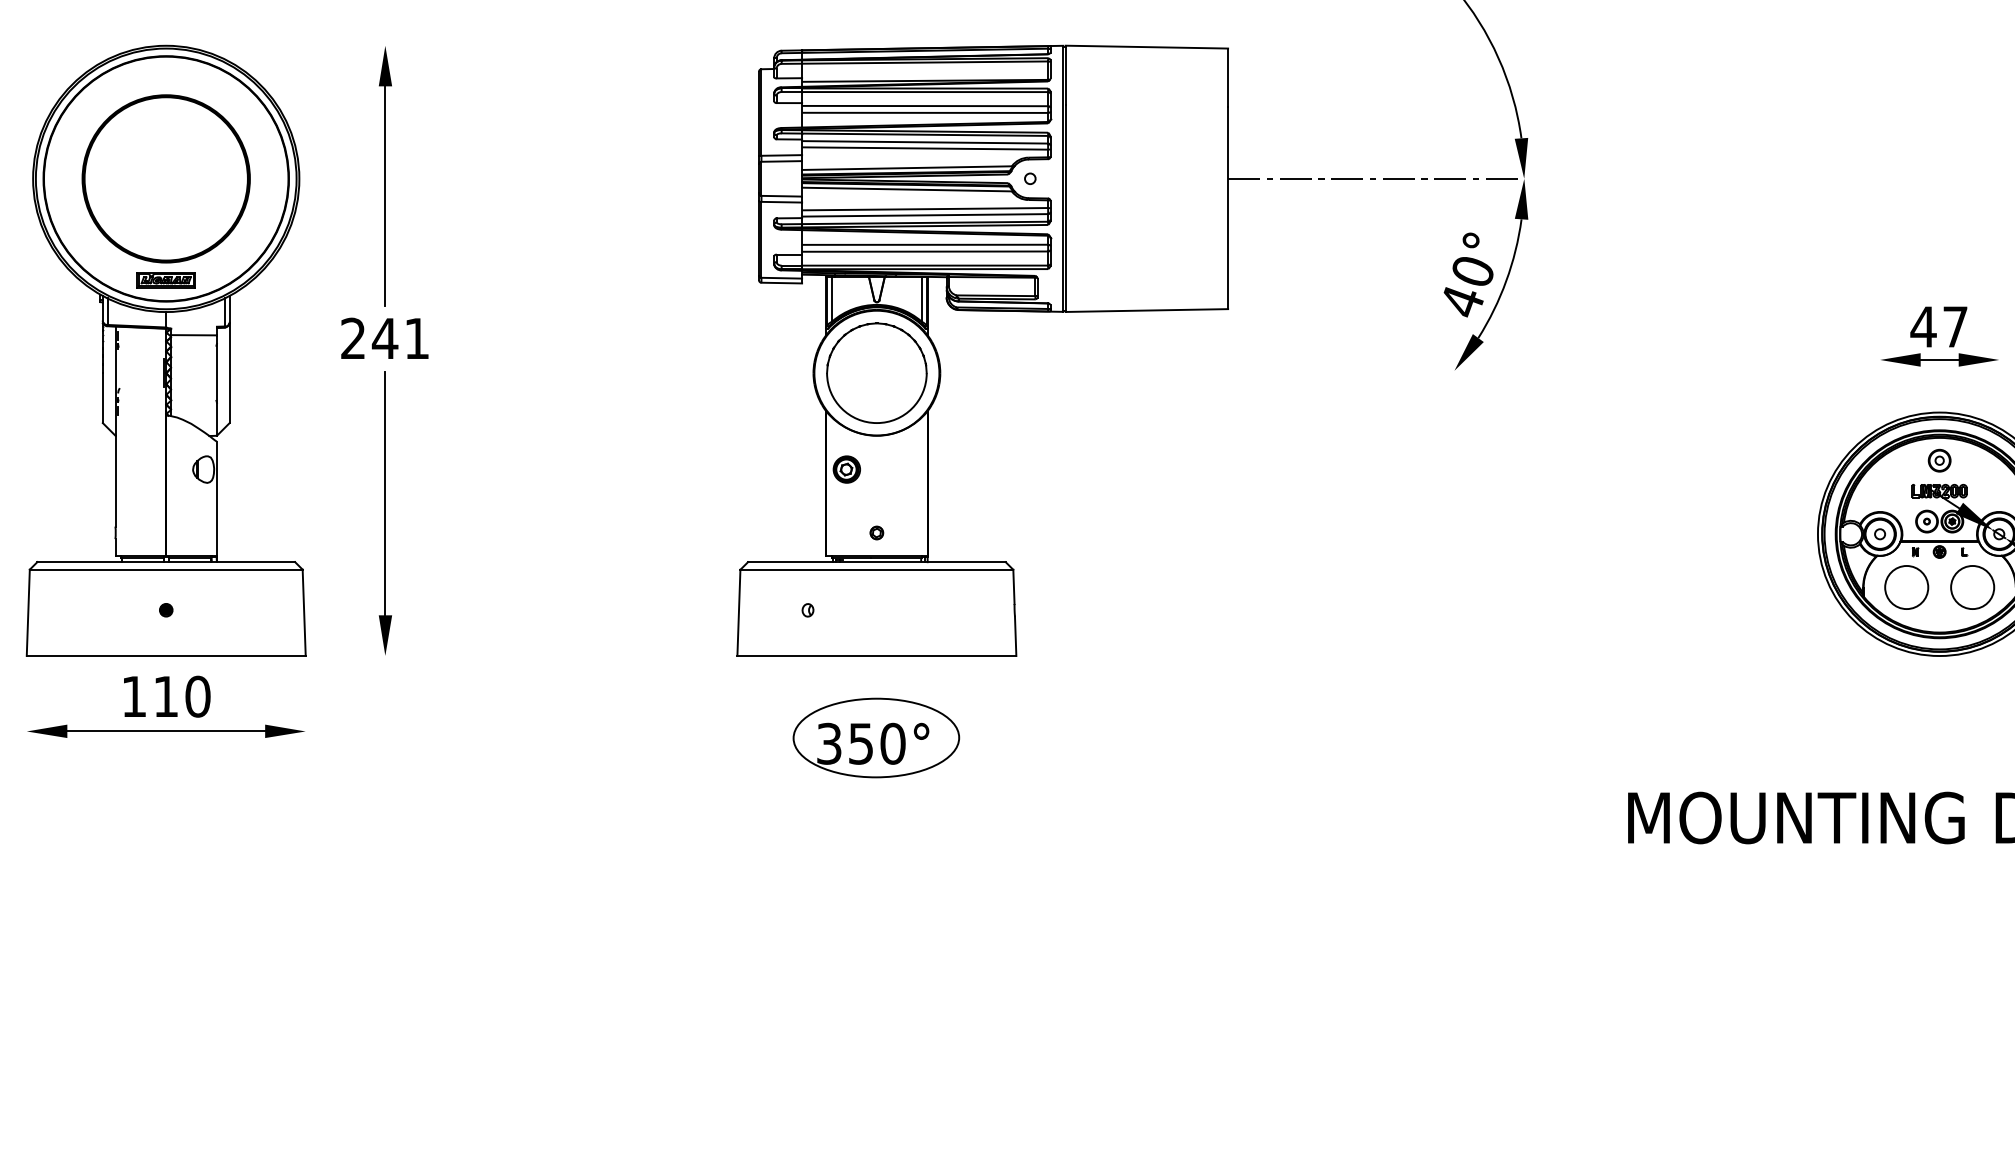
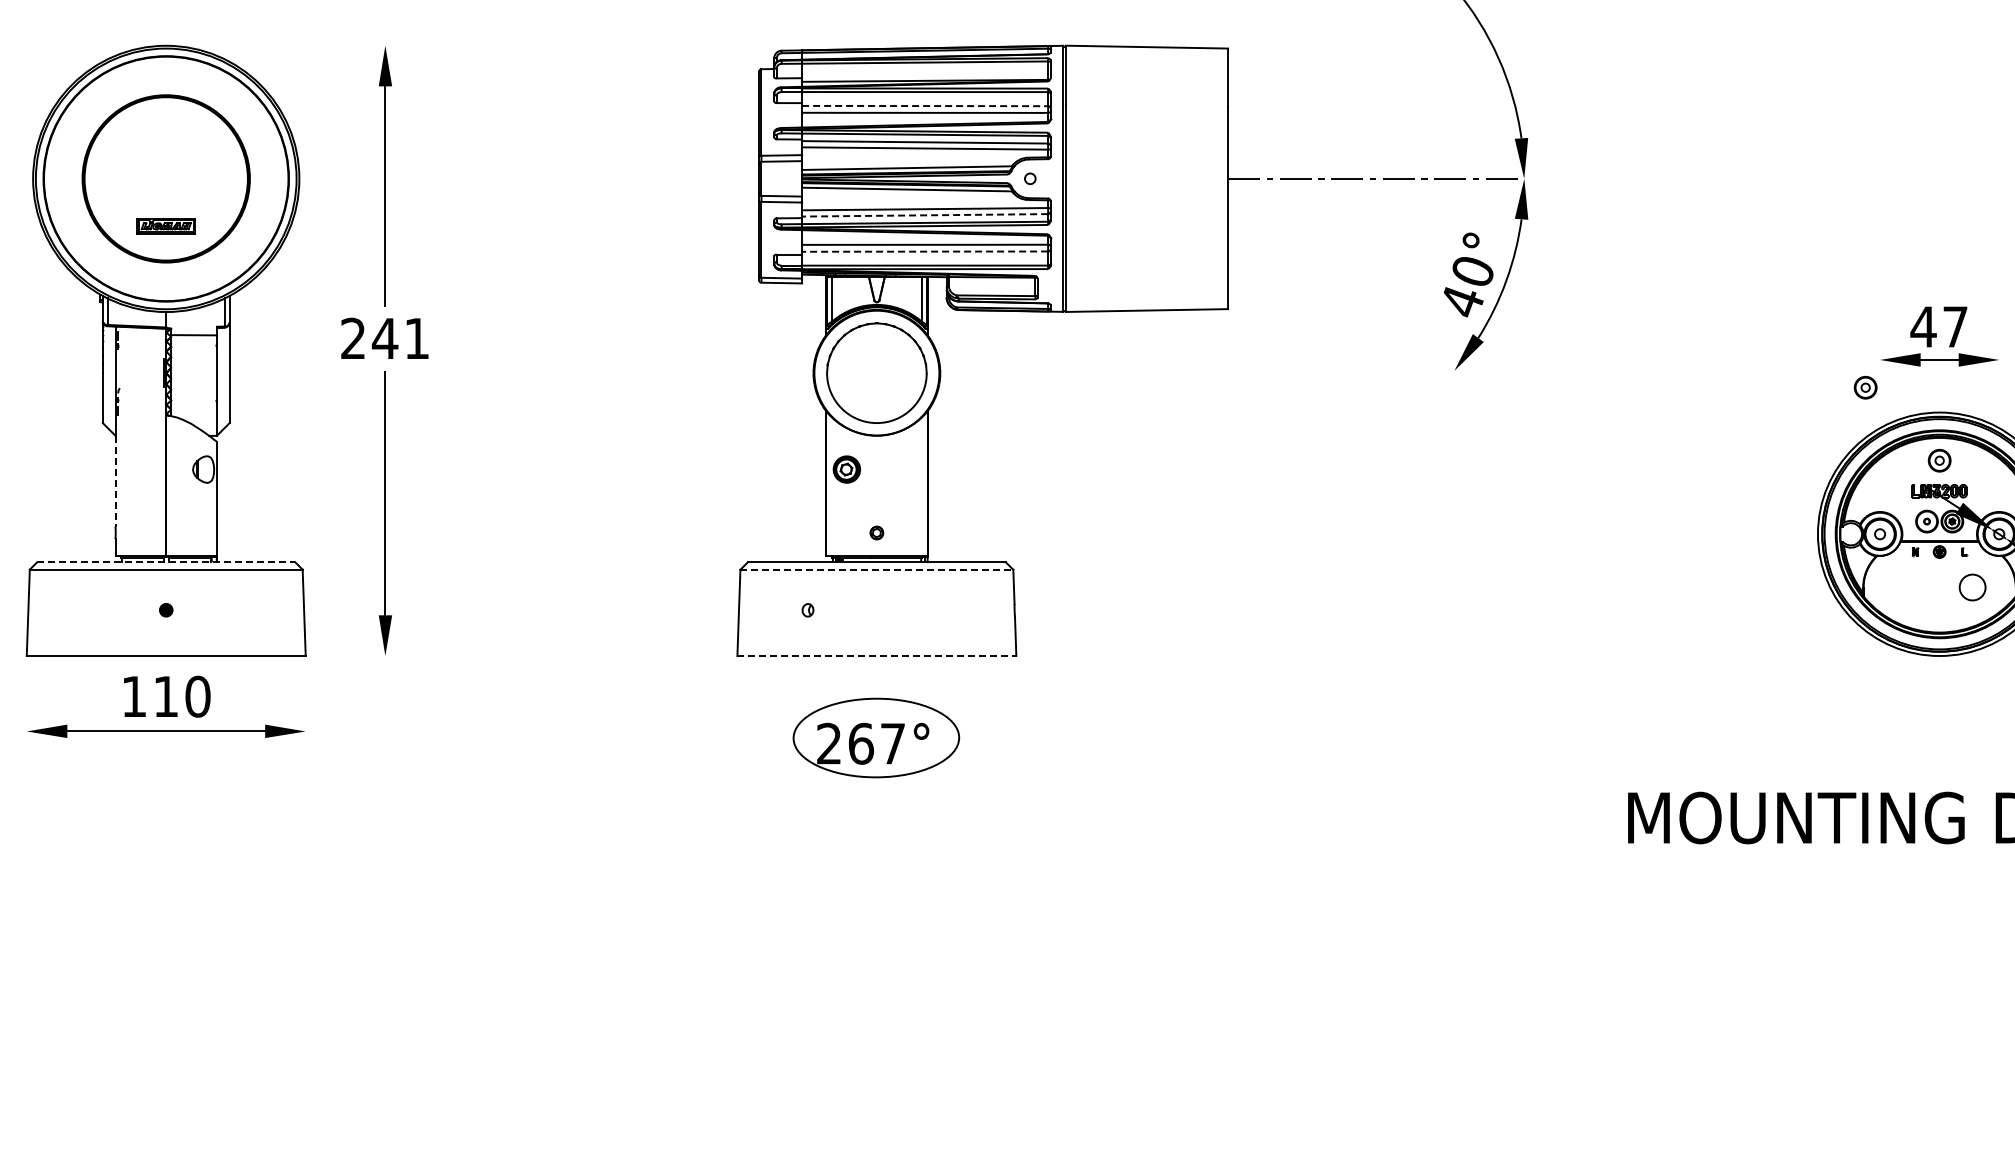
line: solid -> dashed (925, 106)
line: solid -> dashed (924, 215)
line: solid -> dashed (924, 251)
part position: (165, 280) -> (165, 226) (165, 226)
part: none -> present (1865, 387)
line: solid -> dashed (115, 481)
line: solid -> dashed (166, 562)
line: solid -> dashed (877, 569)
circle: present -> none (1906, 587)
circle diameter: 43 px -> 26 px (1972, 587)
line: solid -> dashed (877, 656)
text: 350° -> 267° (861, 743)
